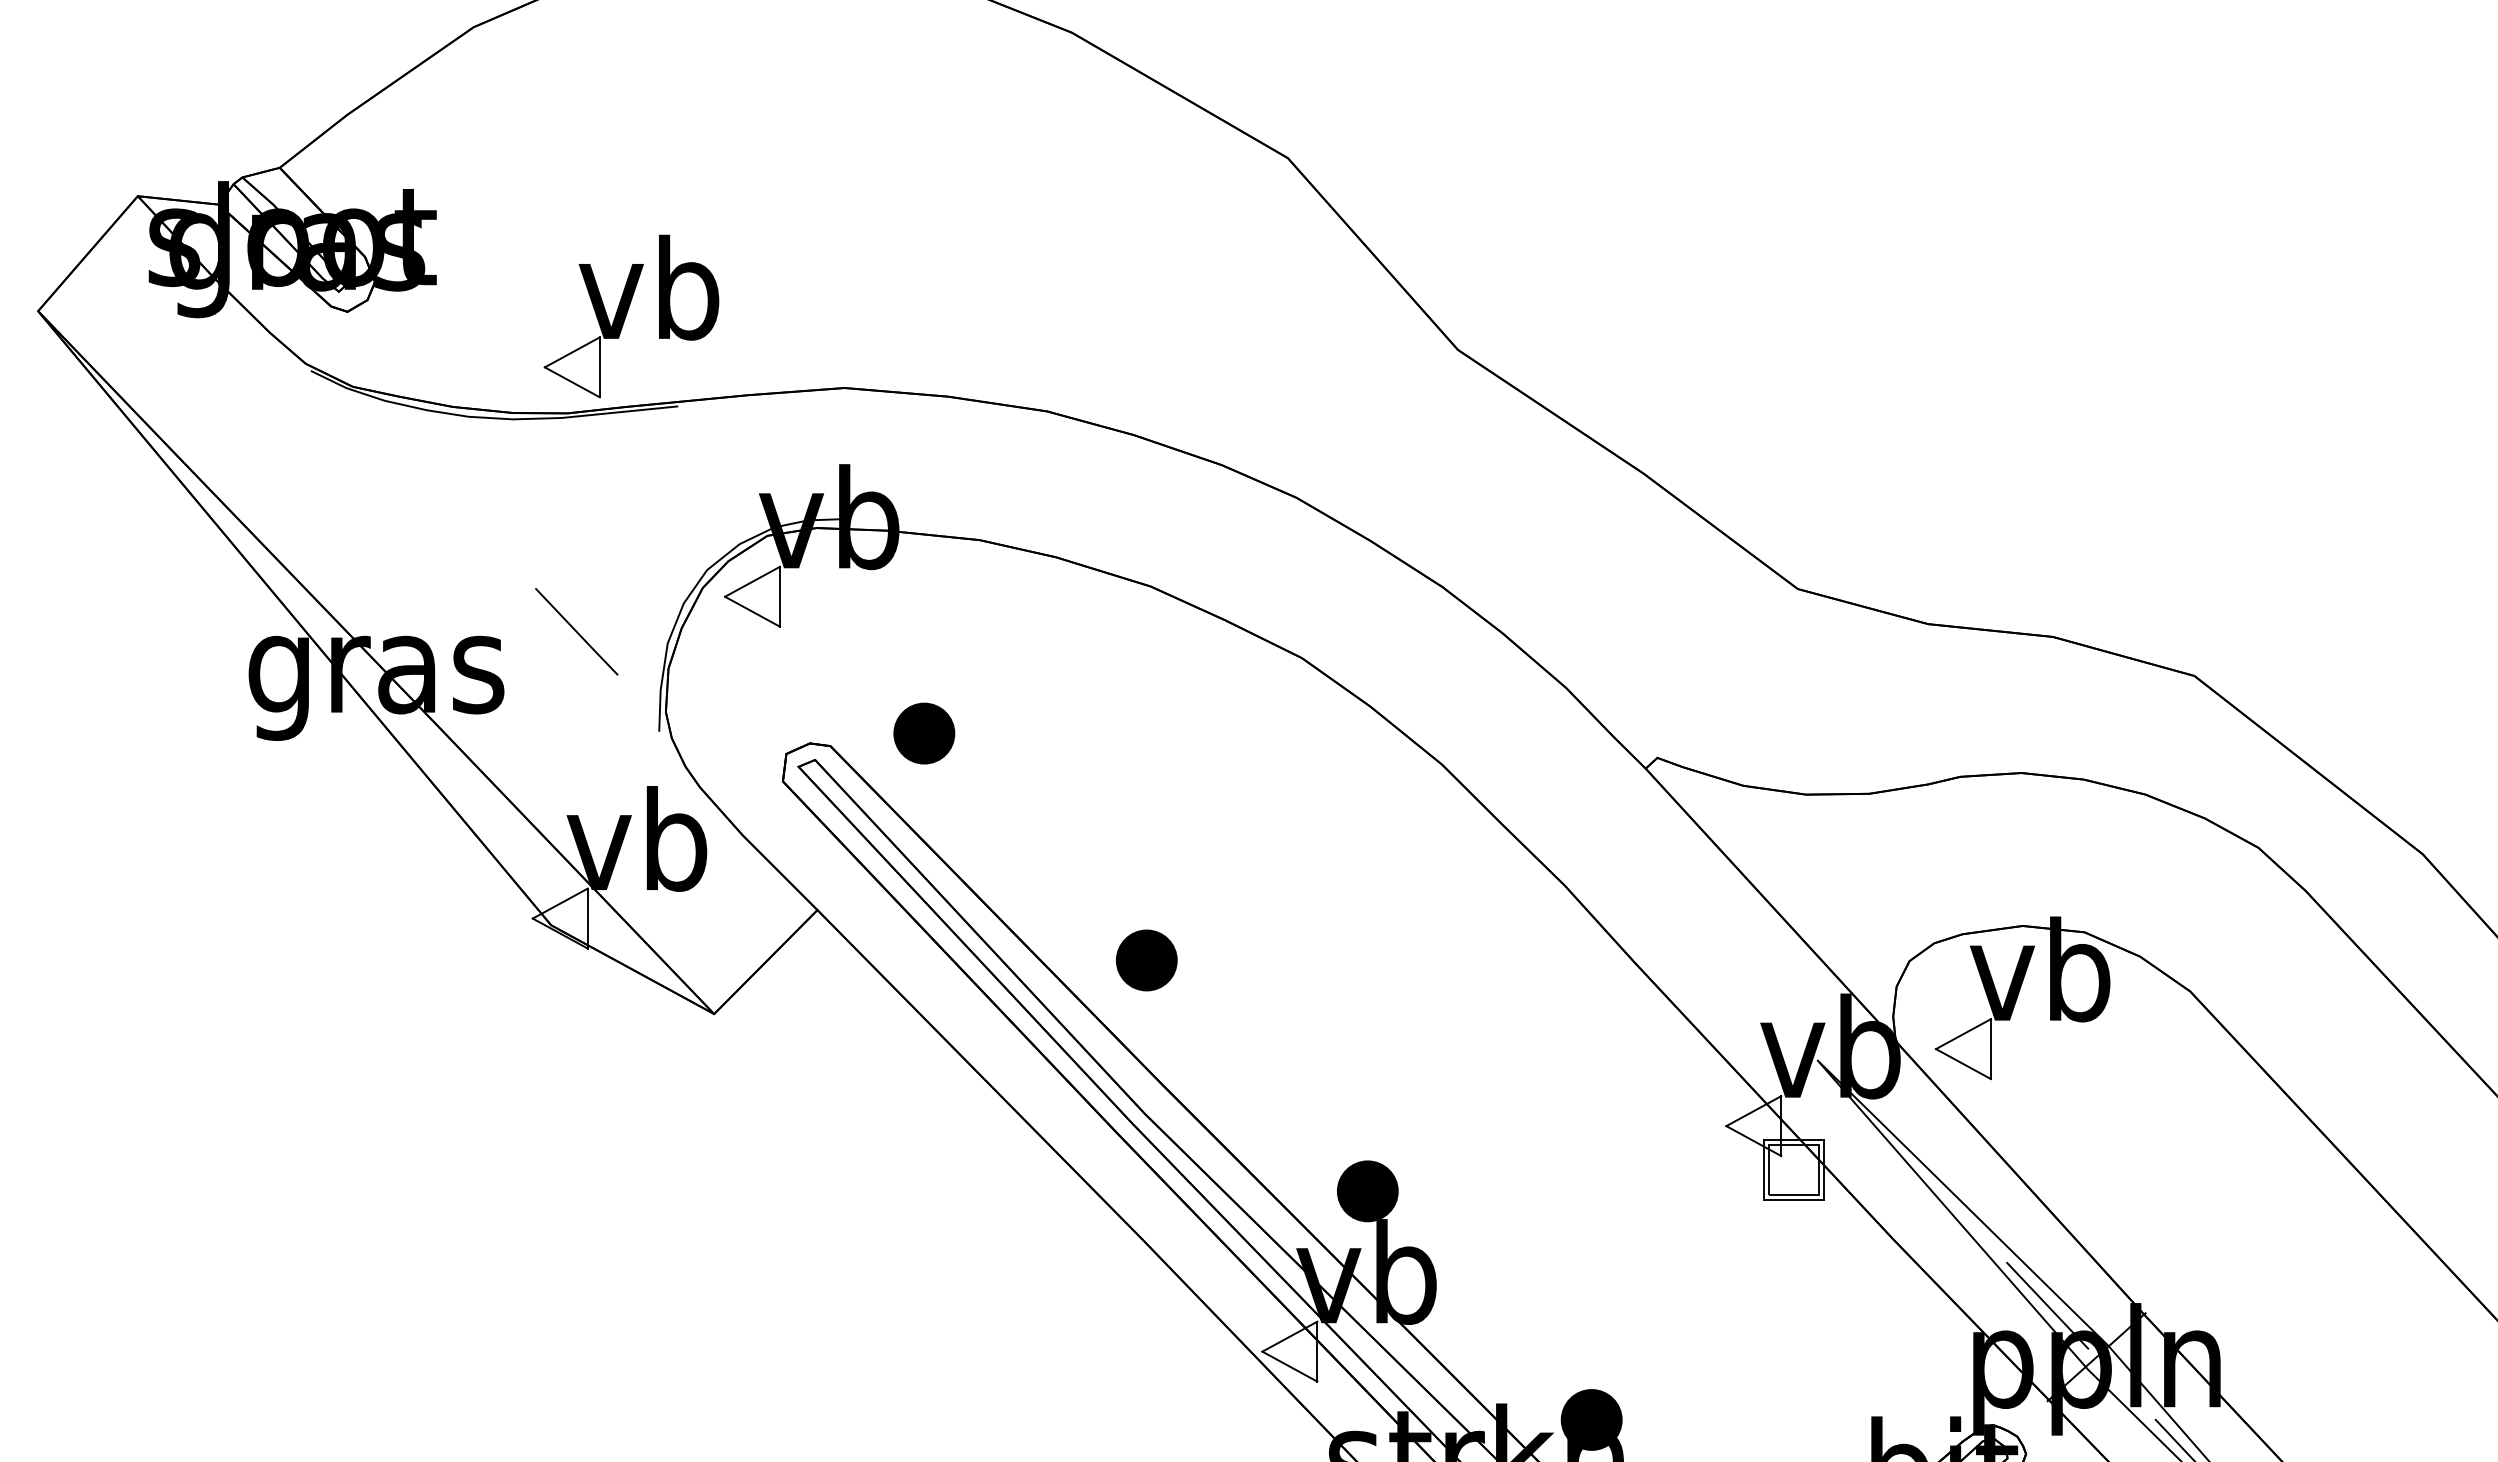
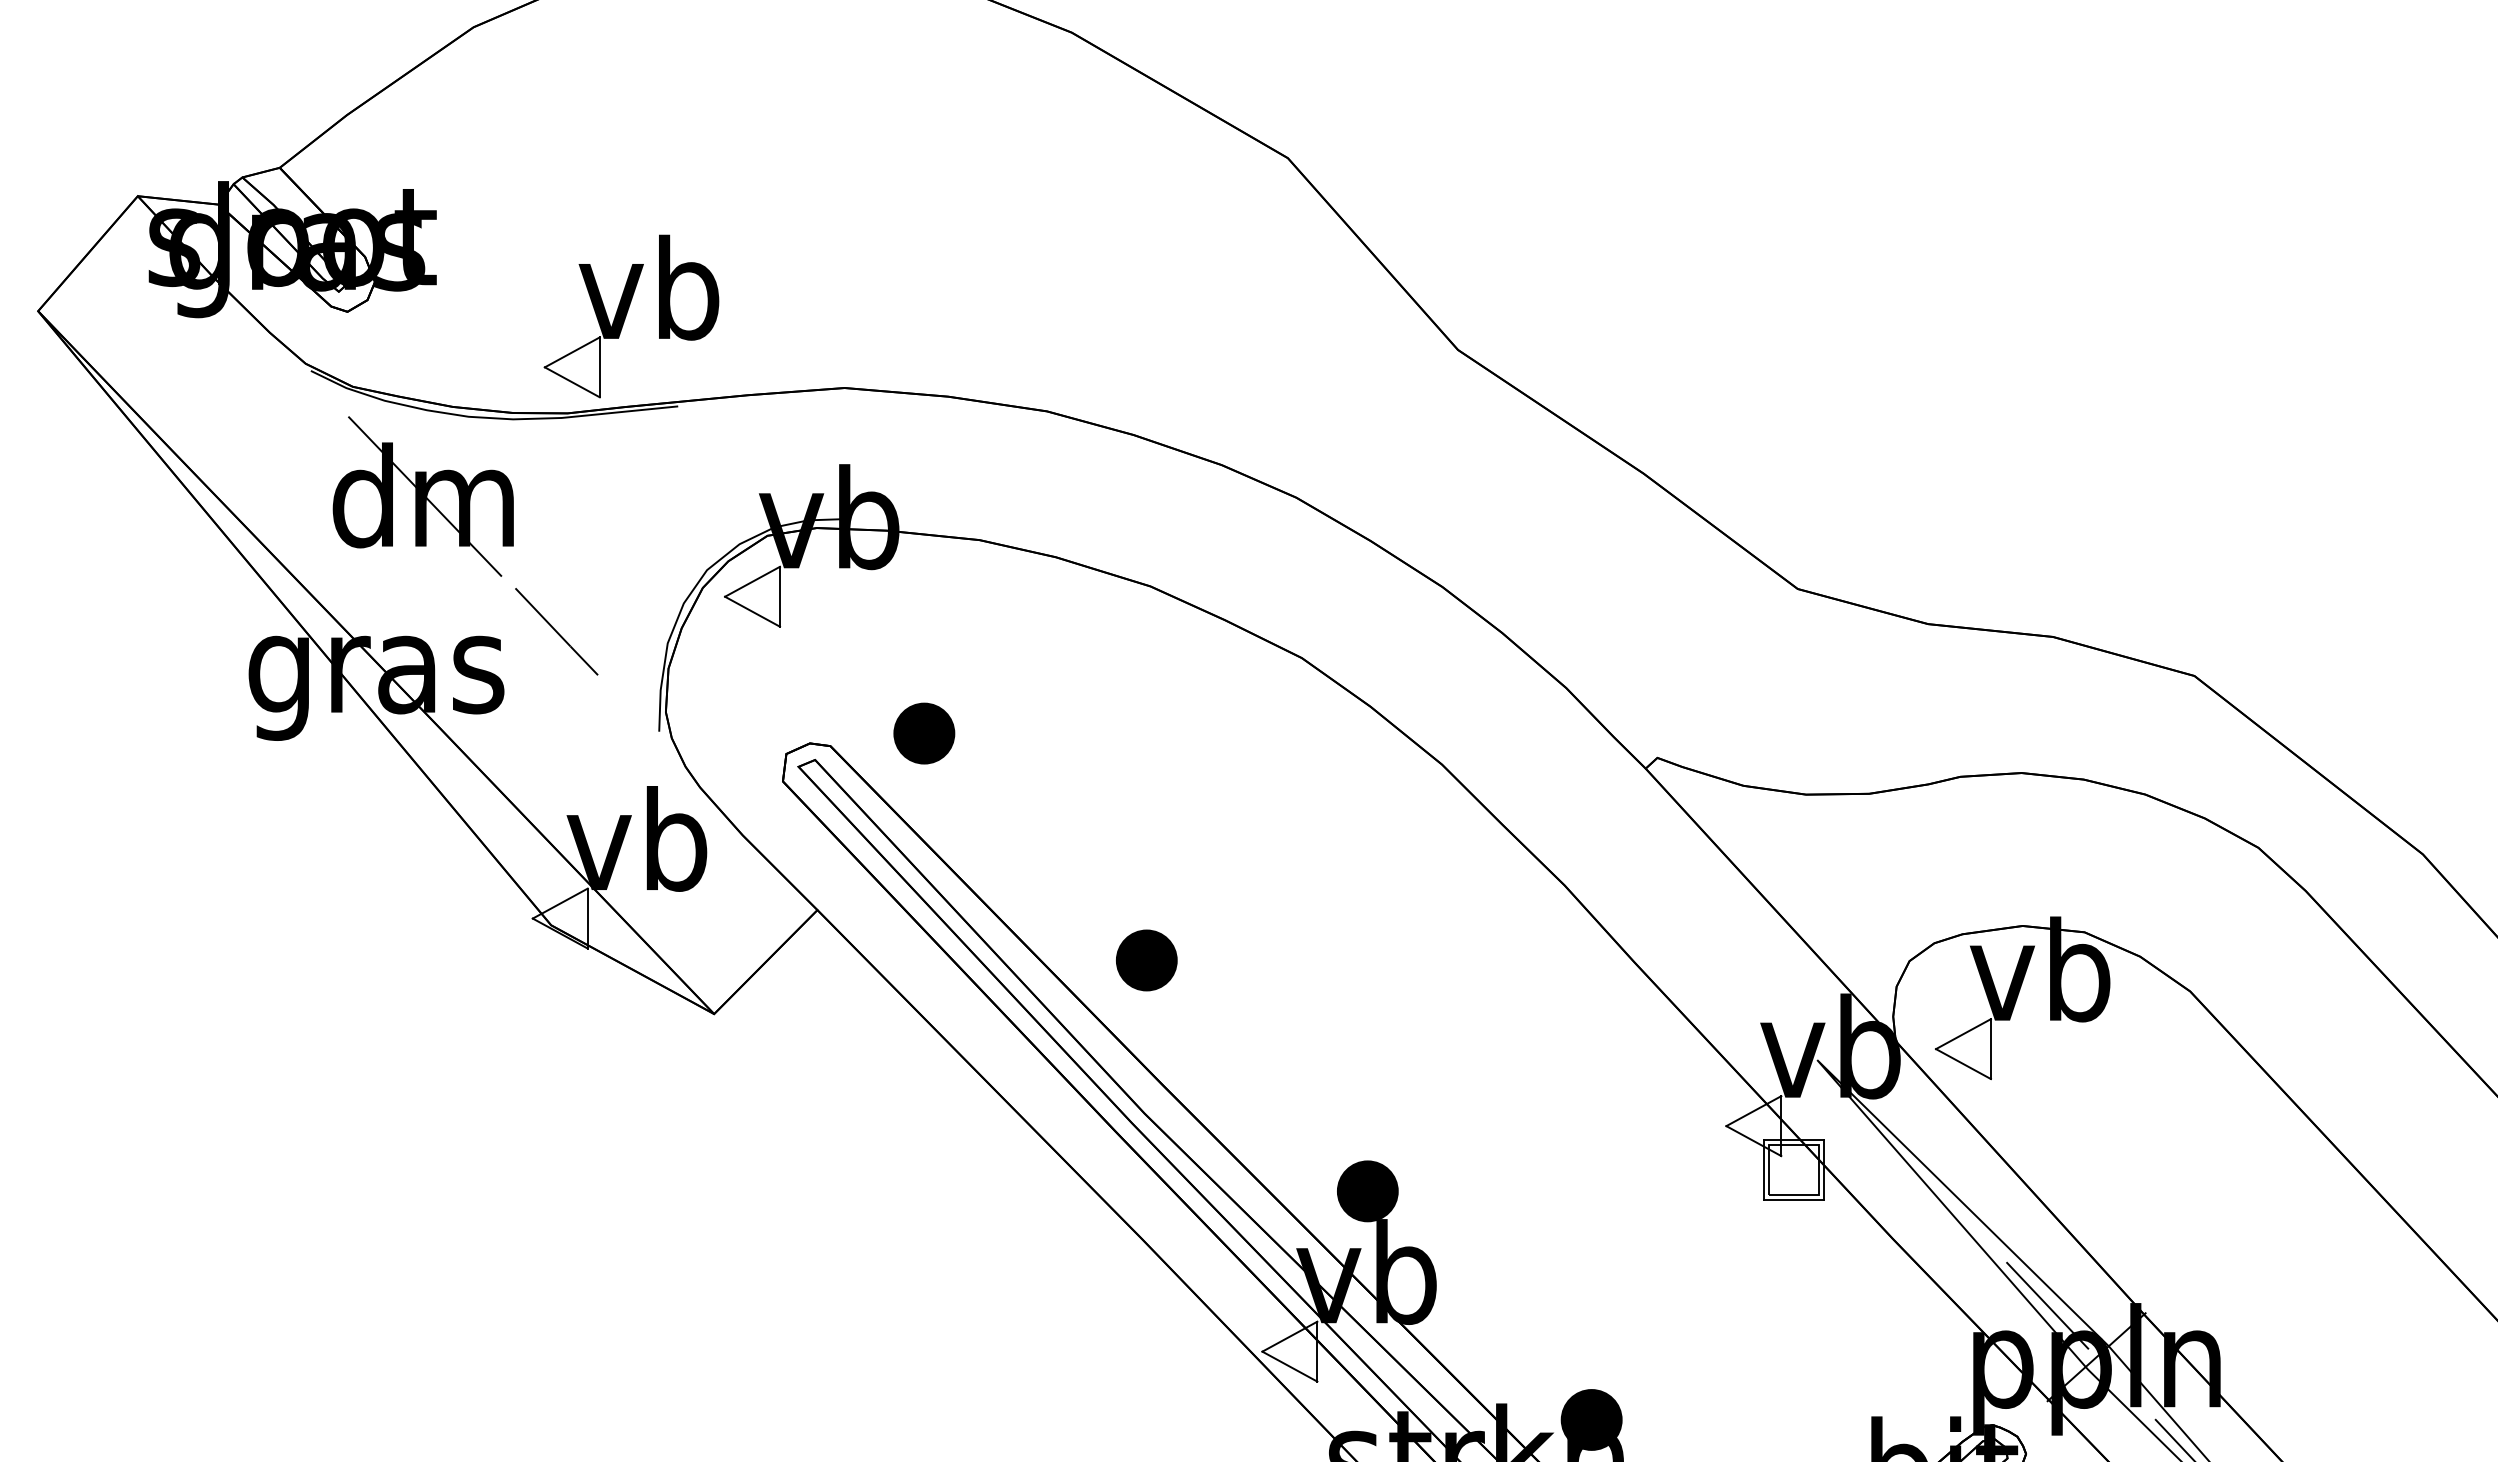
part: none -> present (422, 496)
line position: (576, 631) -> (556, 631) (556, 631)
